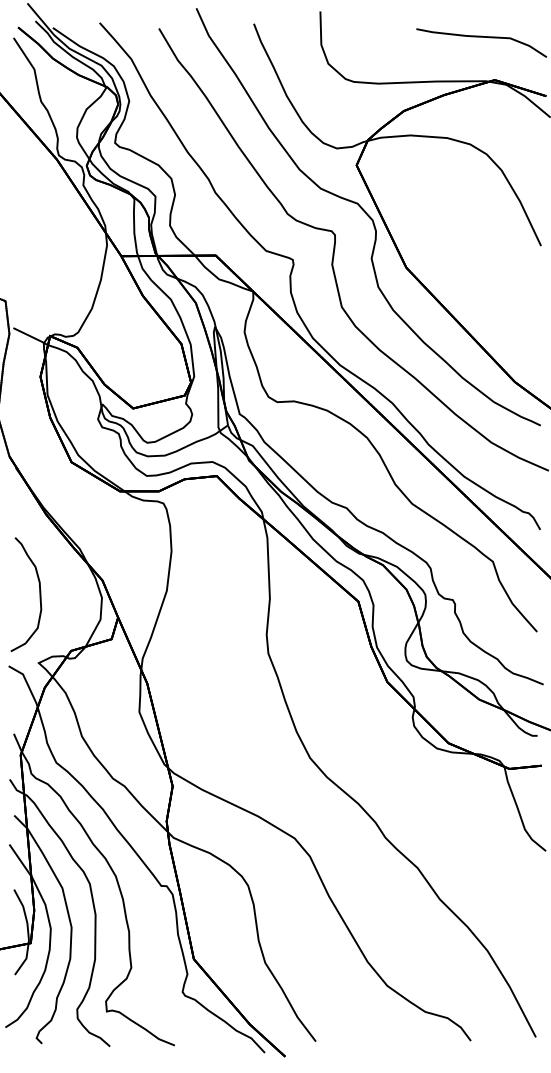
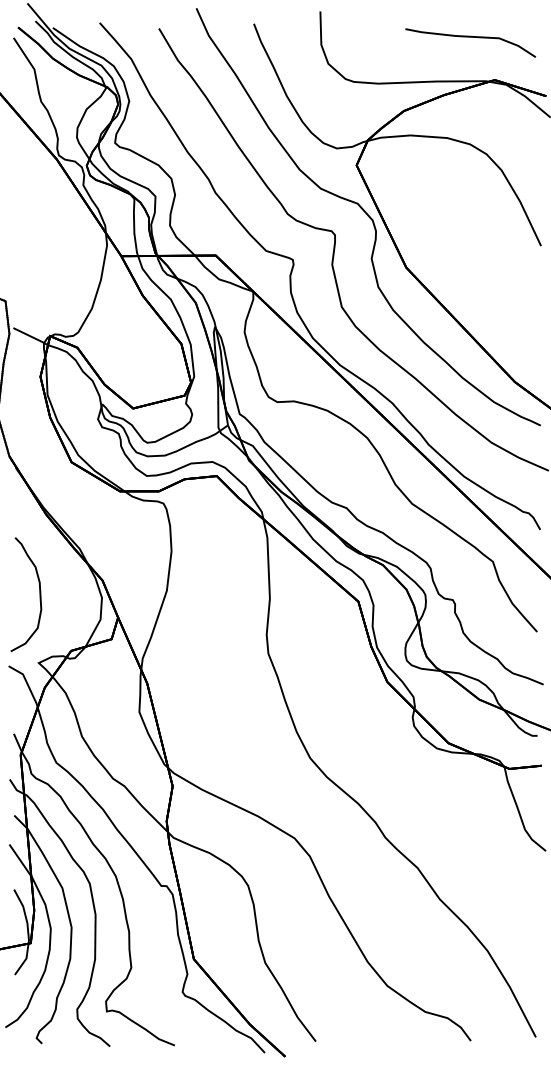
curve position: (481, 37) -> (470, 37) (470, 37)
